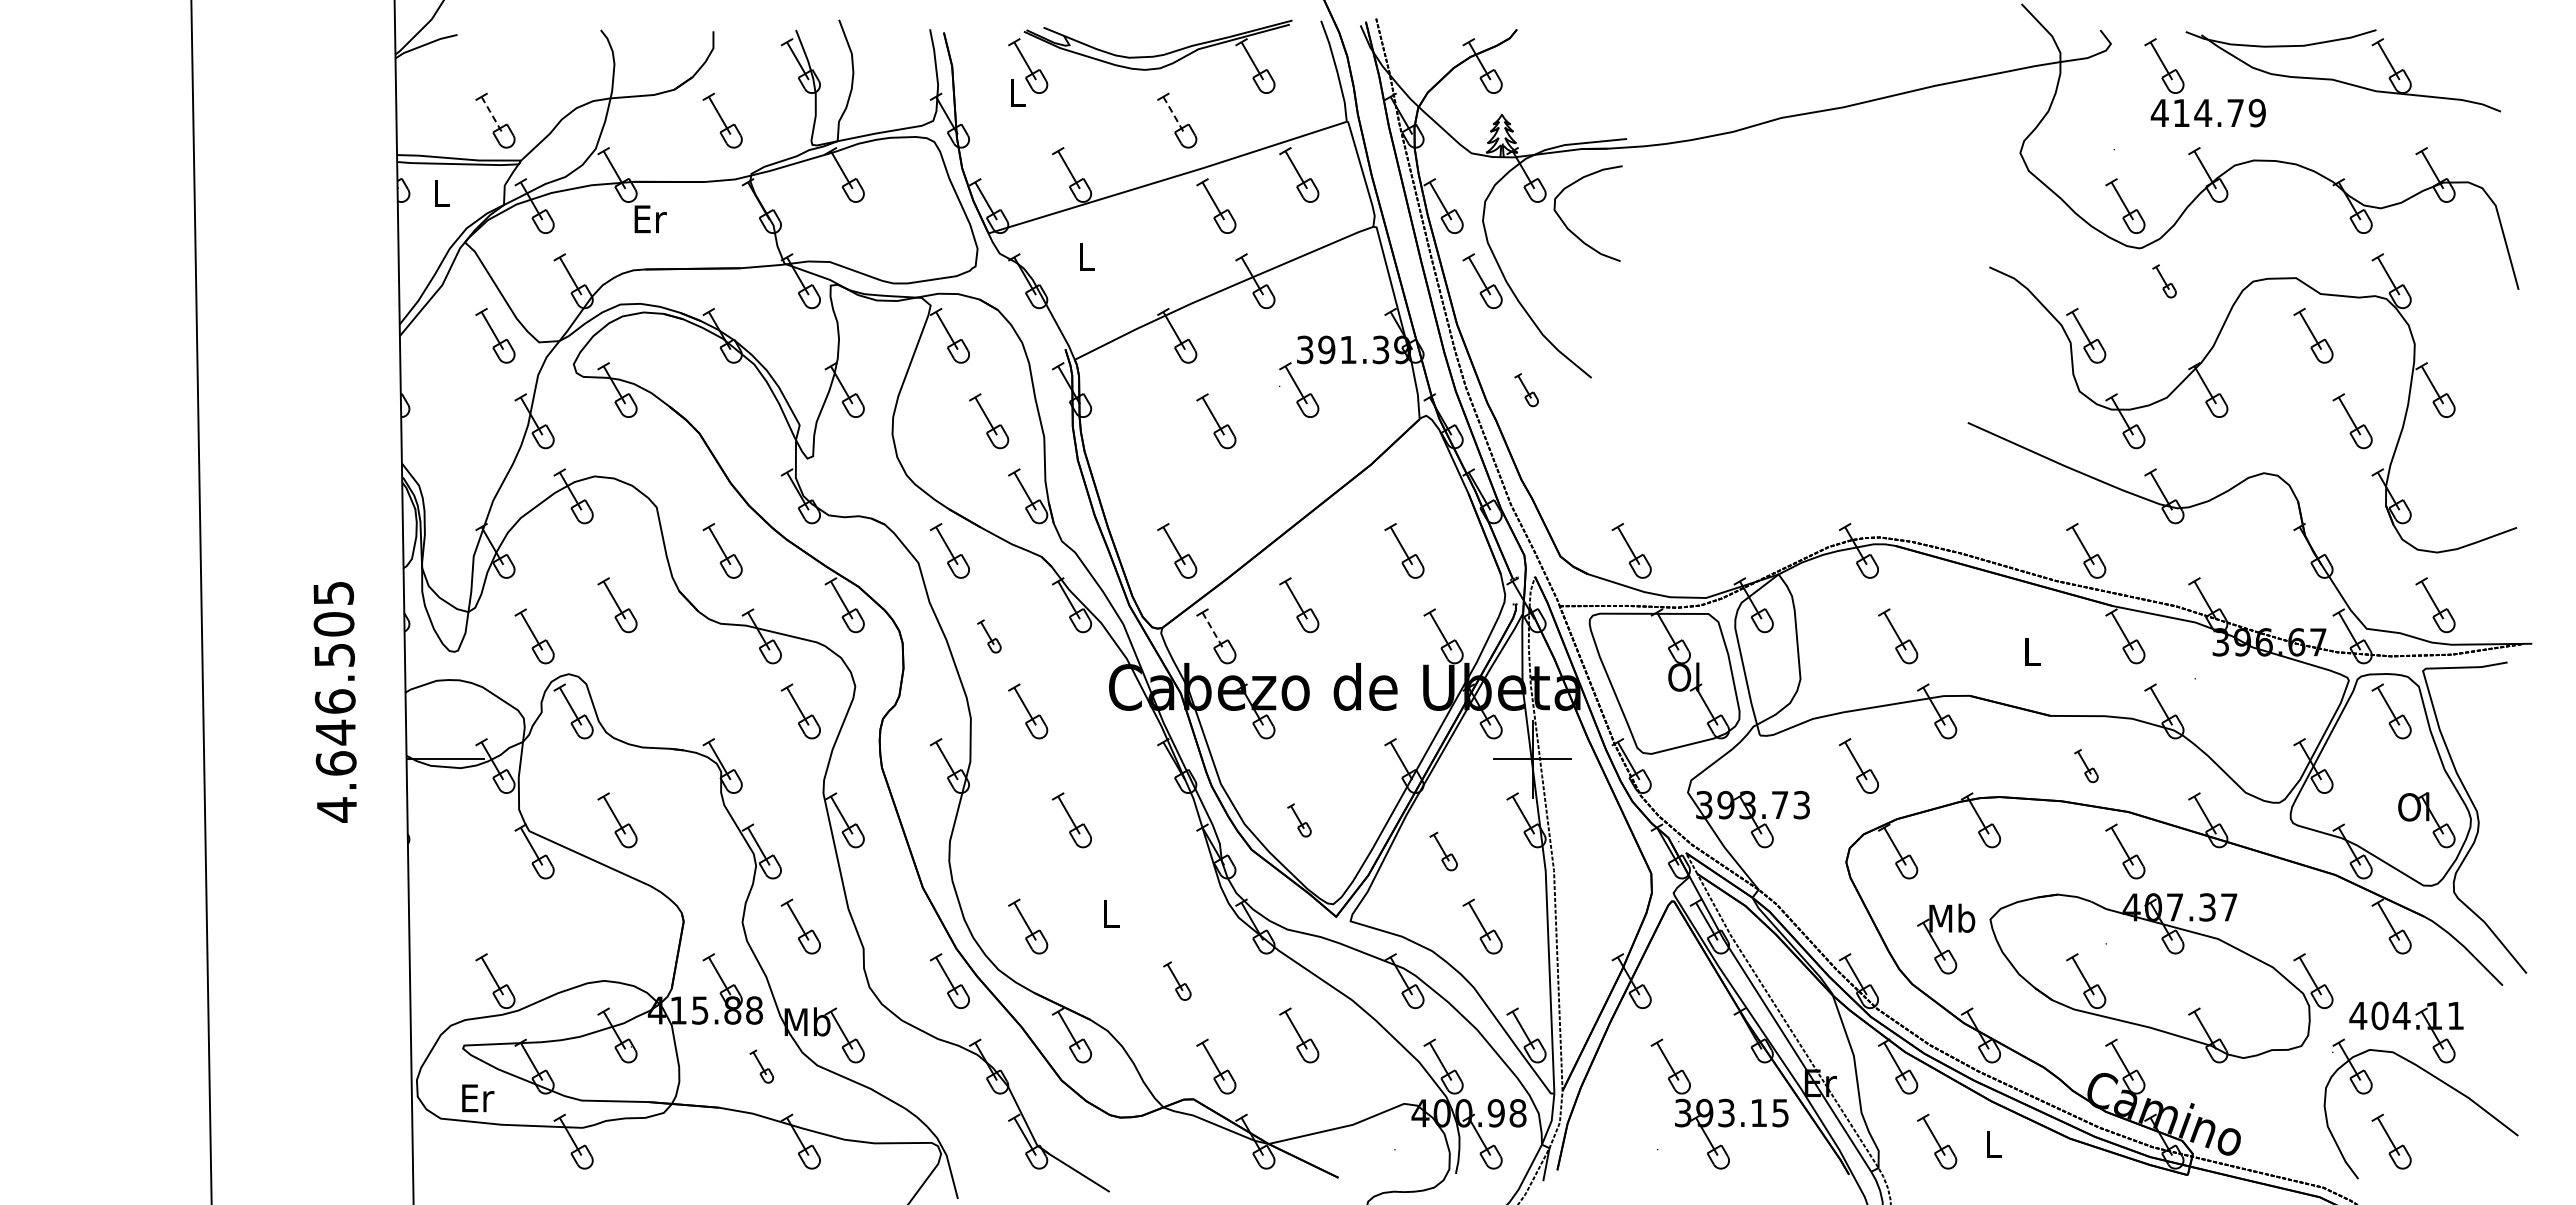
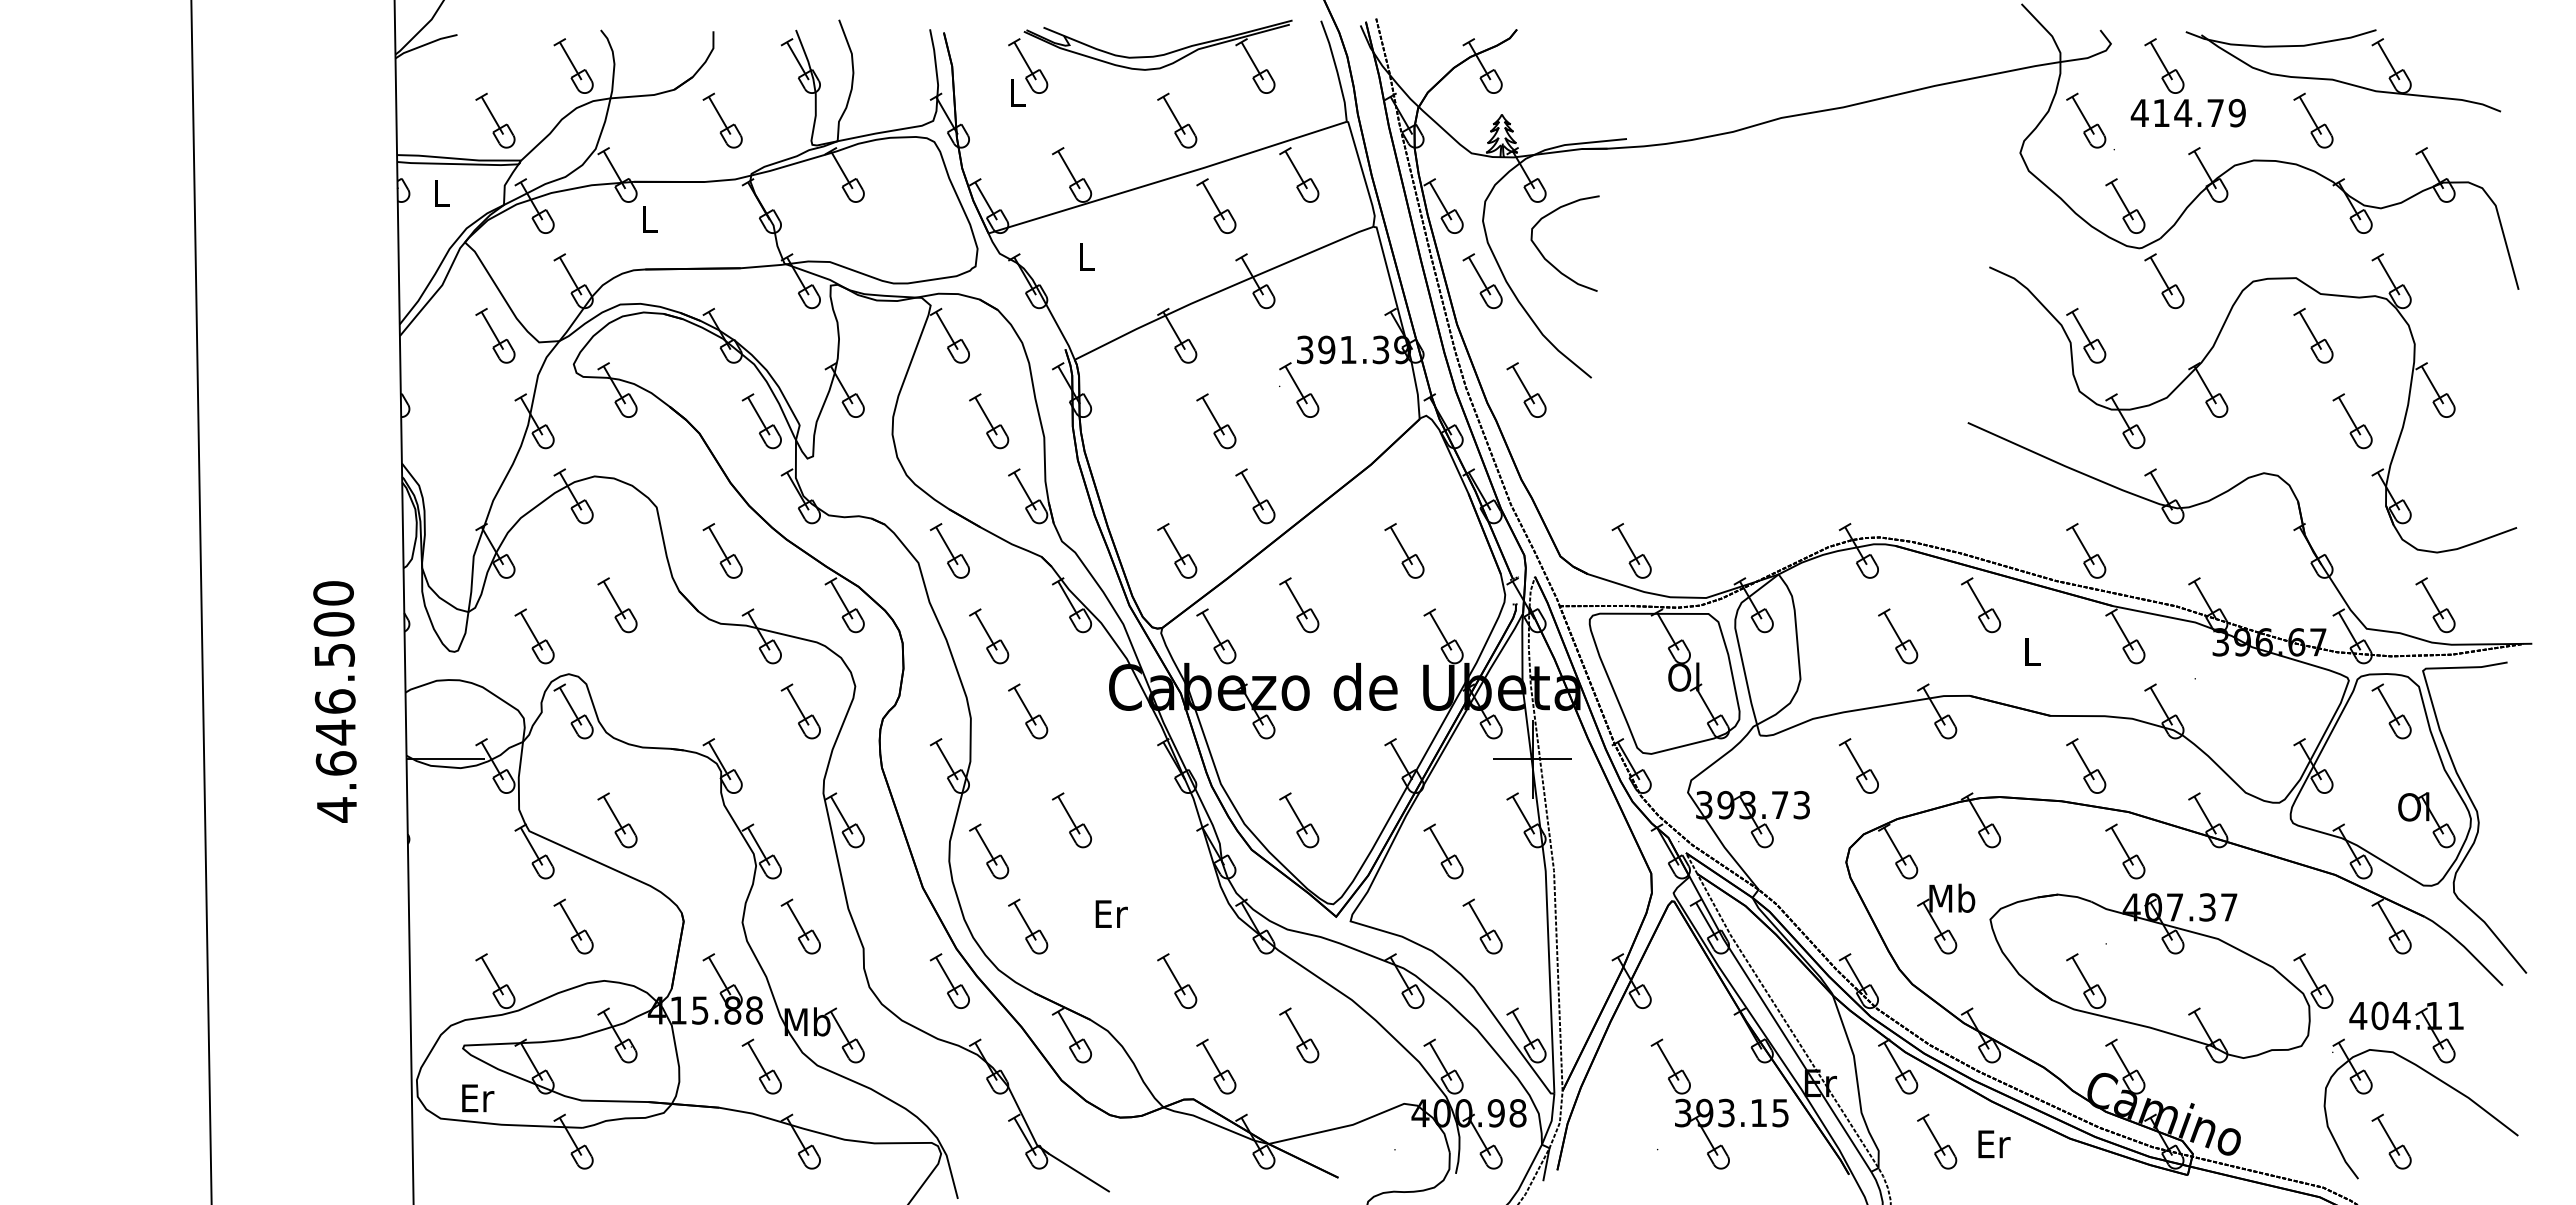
part: none -> present (573, 65)
text position: (2207, 113) -> (2187, 113) (2187, 113)
line: dashed -> solid (492, 115)
line: dashed -> solid (1174, 115)
part: none -> present (2086, 120)
part: none -> present (2313, 120)
text: Er -> L (650, 219)
curve position: (1570, 229) -> (1547, 259) (1547, 259)
part size: 25x35 px -> 41x57 px (2164, 281)
part size: 25x35 px -> 41x56 px (1526, 389)
part: none -> present (761, 421)
part: none -> present (1255, 496)
text: 4.646.505 -> 4.646.500 (333, 593)
part: none -> present (1981, 605)
line: dashed -> solid (1213, 631)
part size: 25x35 px -> 41x57 px (989, 636)
part size: 25x35 px -> 41x56 px (2086, 765)
part size: 25x35 px -> 41x57 px (1299, 820)
part: none -> present (989, 851)
part size: 29x41 px -> 41x57 px (1443, 851)
text: L -> Er (1111, 913)
part: none -> present (573, 926)
part position: (1949, 932) -> (1949, 912) (1949, 912)
part size: 29x40 px -> 41x56 px (1177, 980)
part size: 26x35 px -> 41x57 px (761, 1066)
text: L -> Er (1994, 1144)
